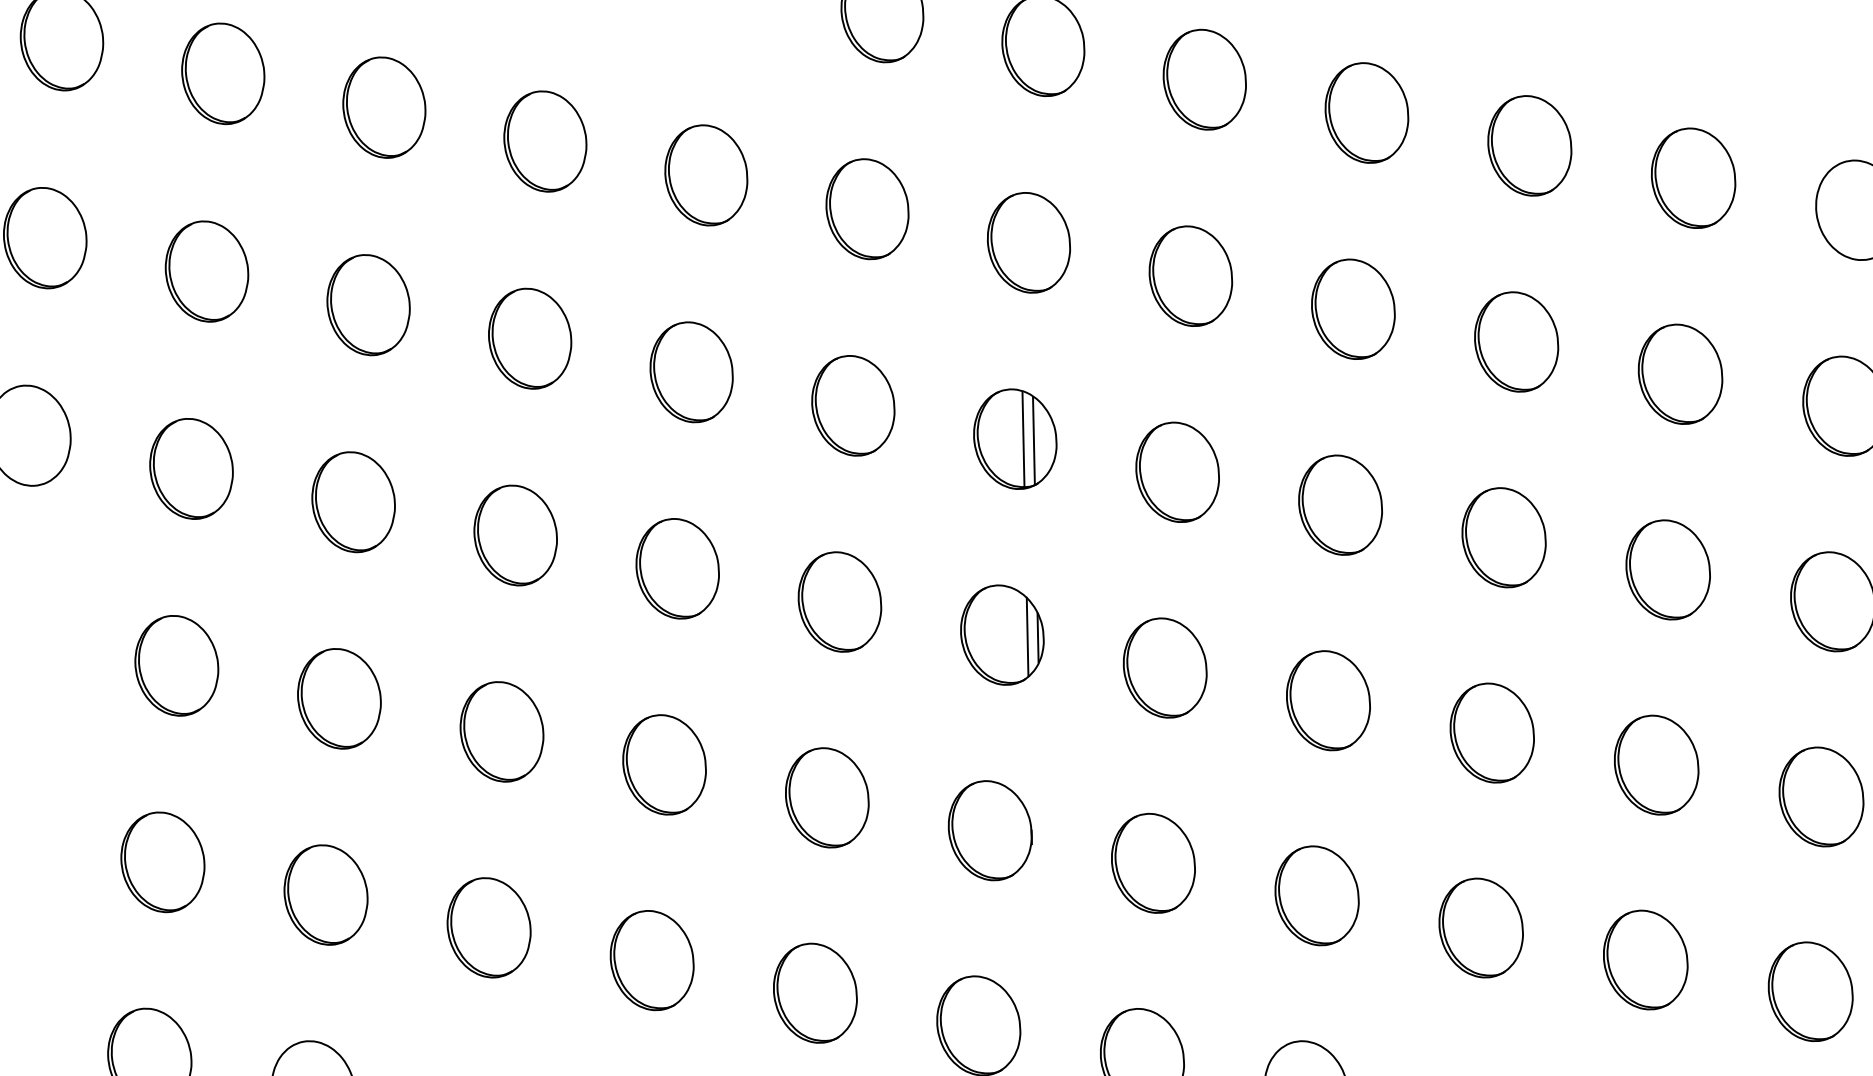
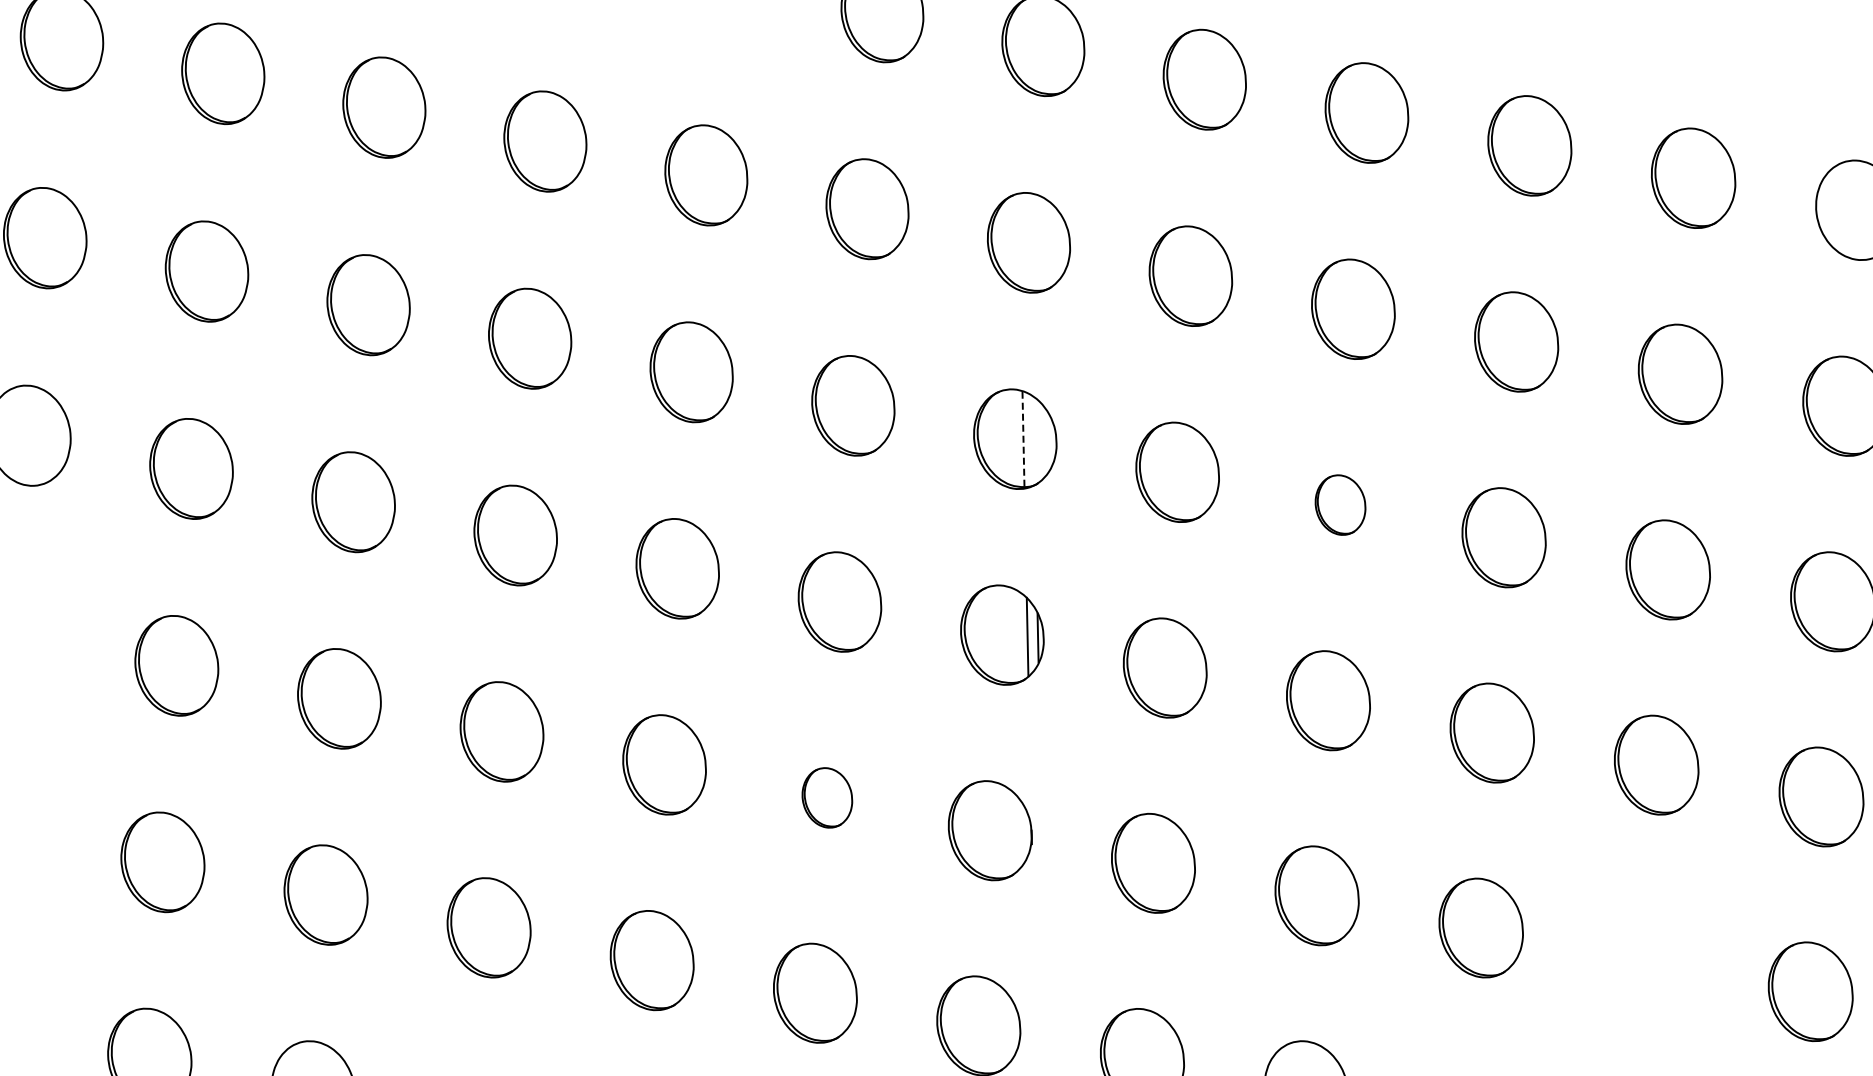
line: solid -> dashed (1023, 439)
line: present -> none (1033, 440)
part size: 85x102 px -> 53x62 px (1340, 504)
part size: 85x102 px -> 53x62 px (827, 797)
part: present -> none (1645, 959)
